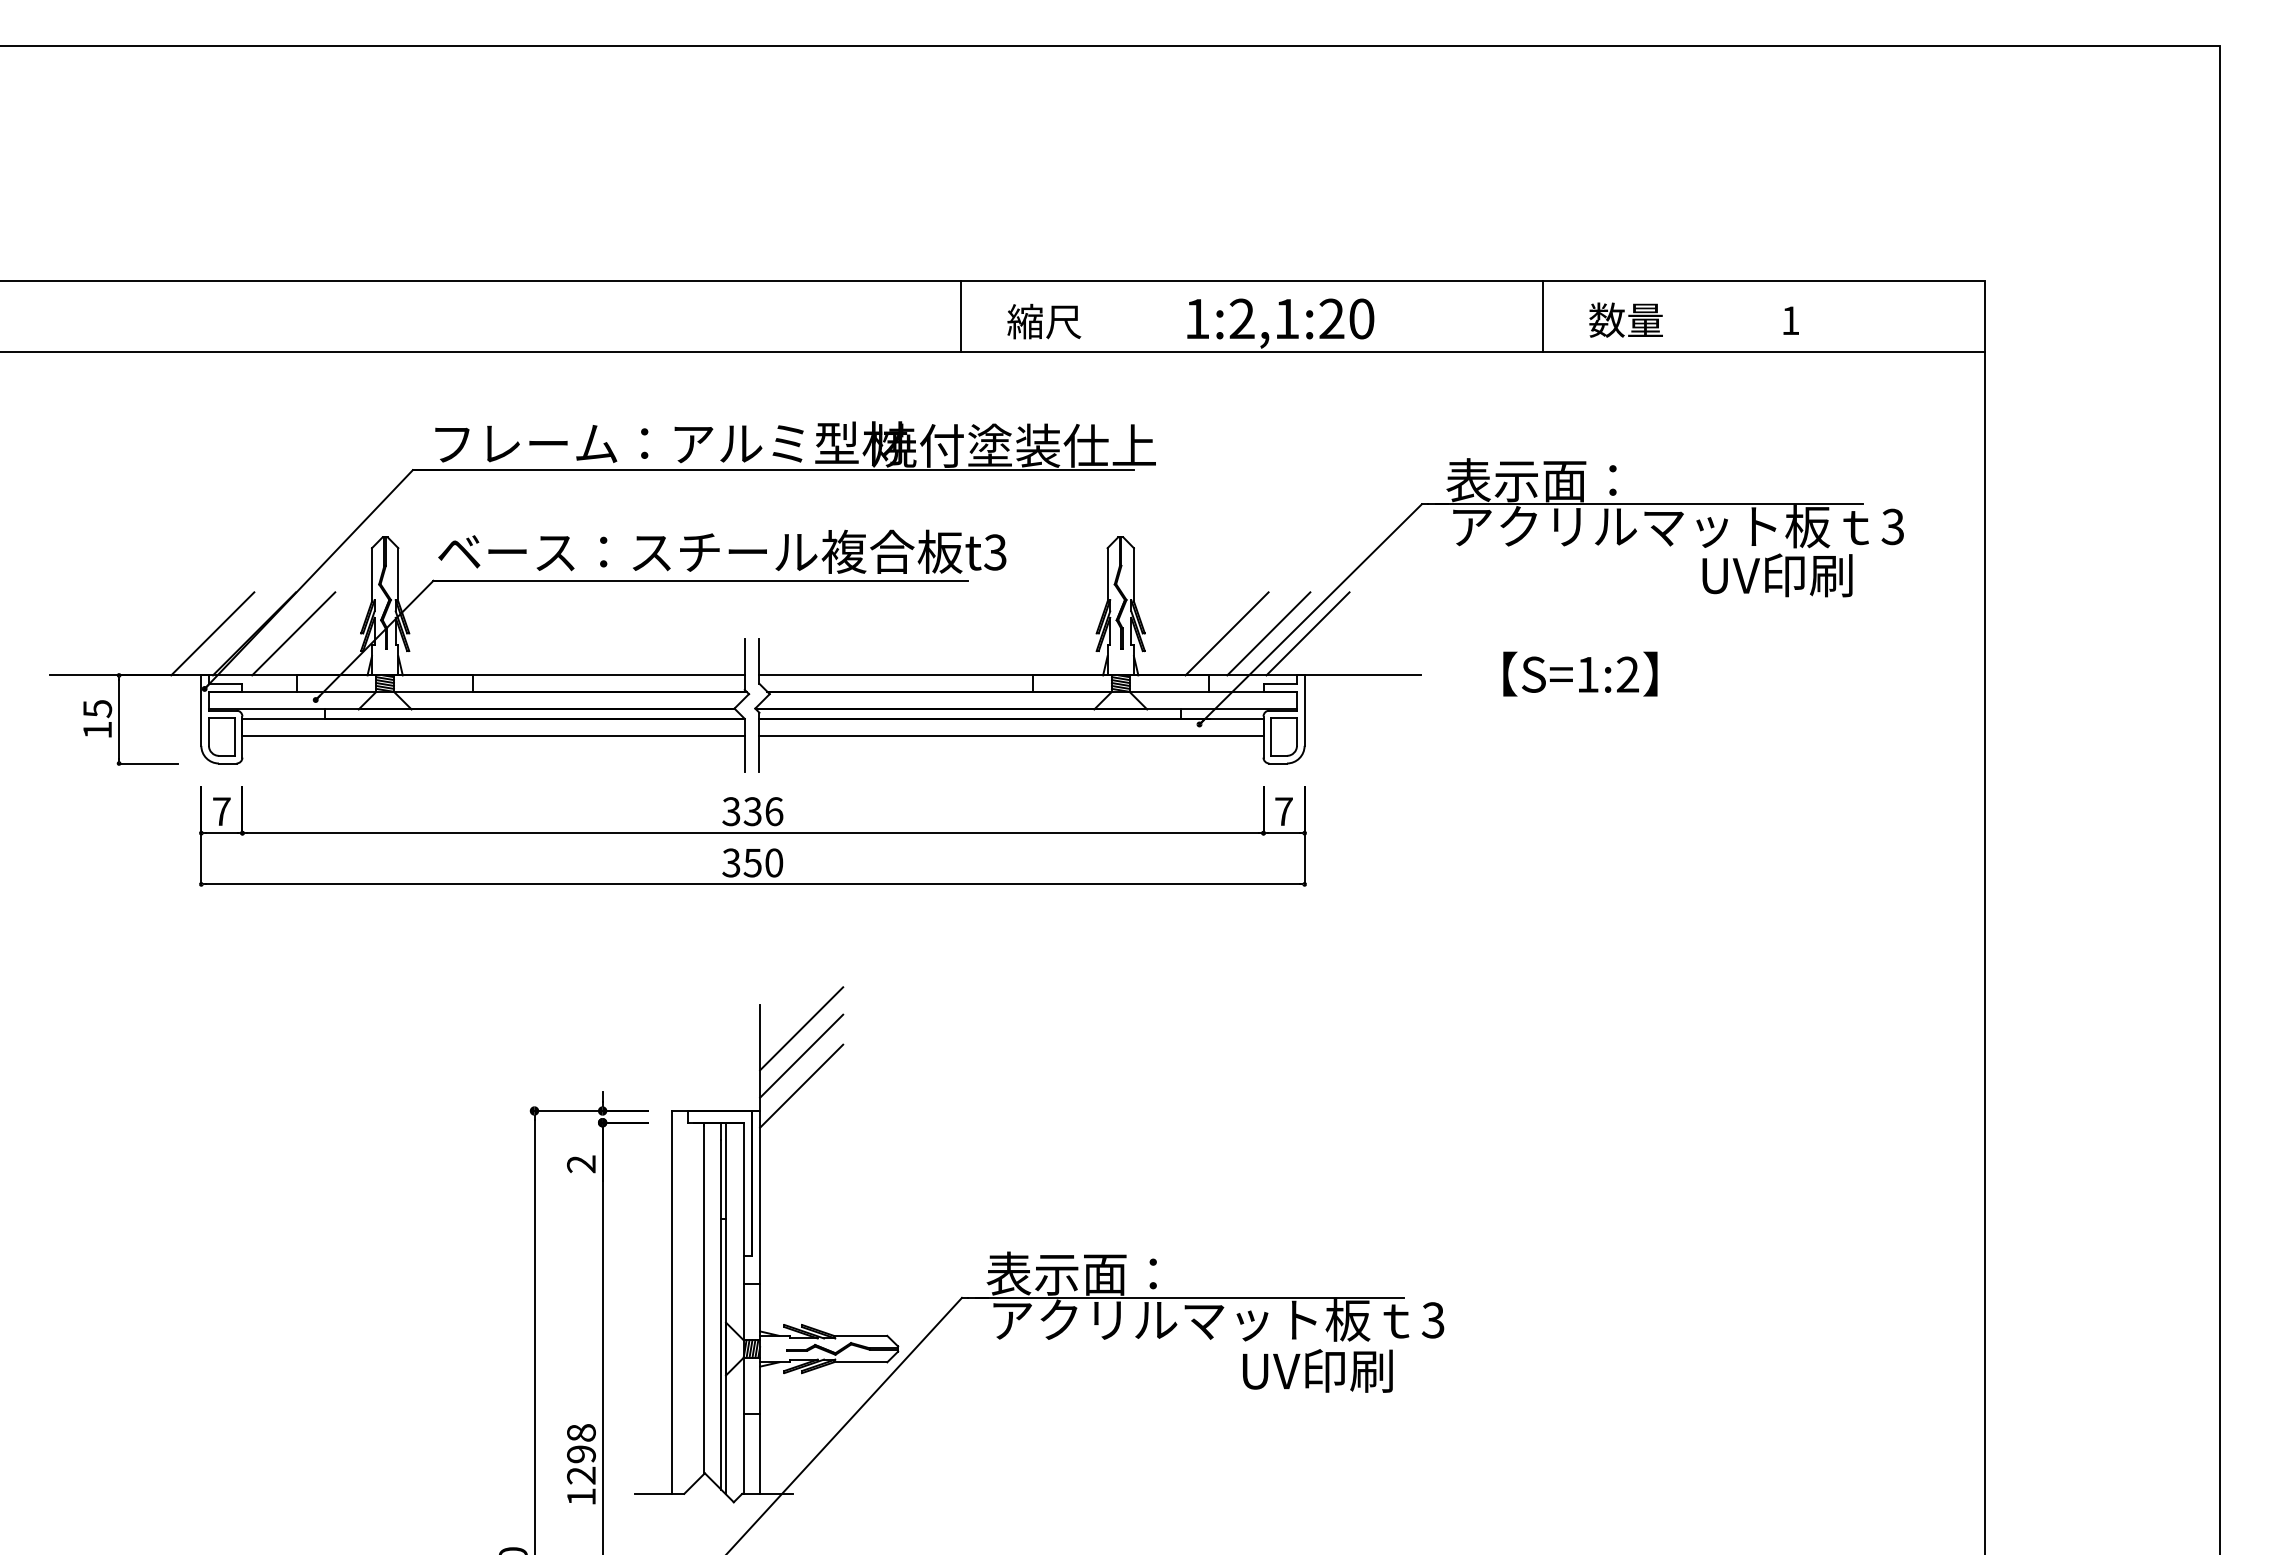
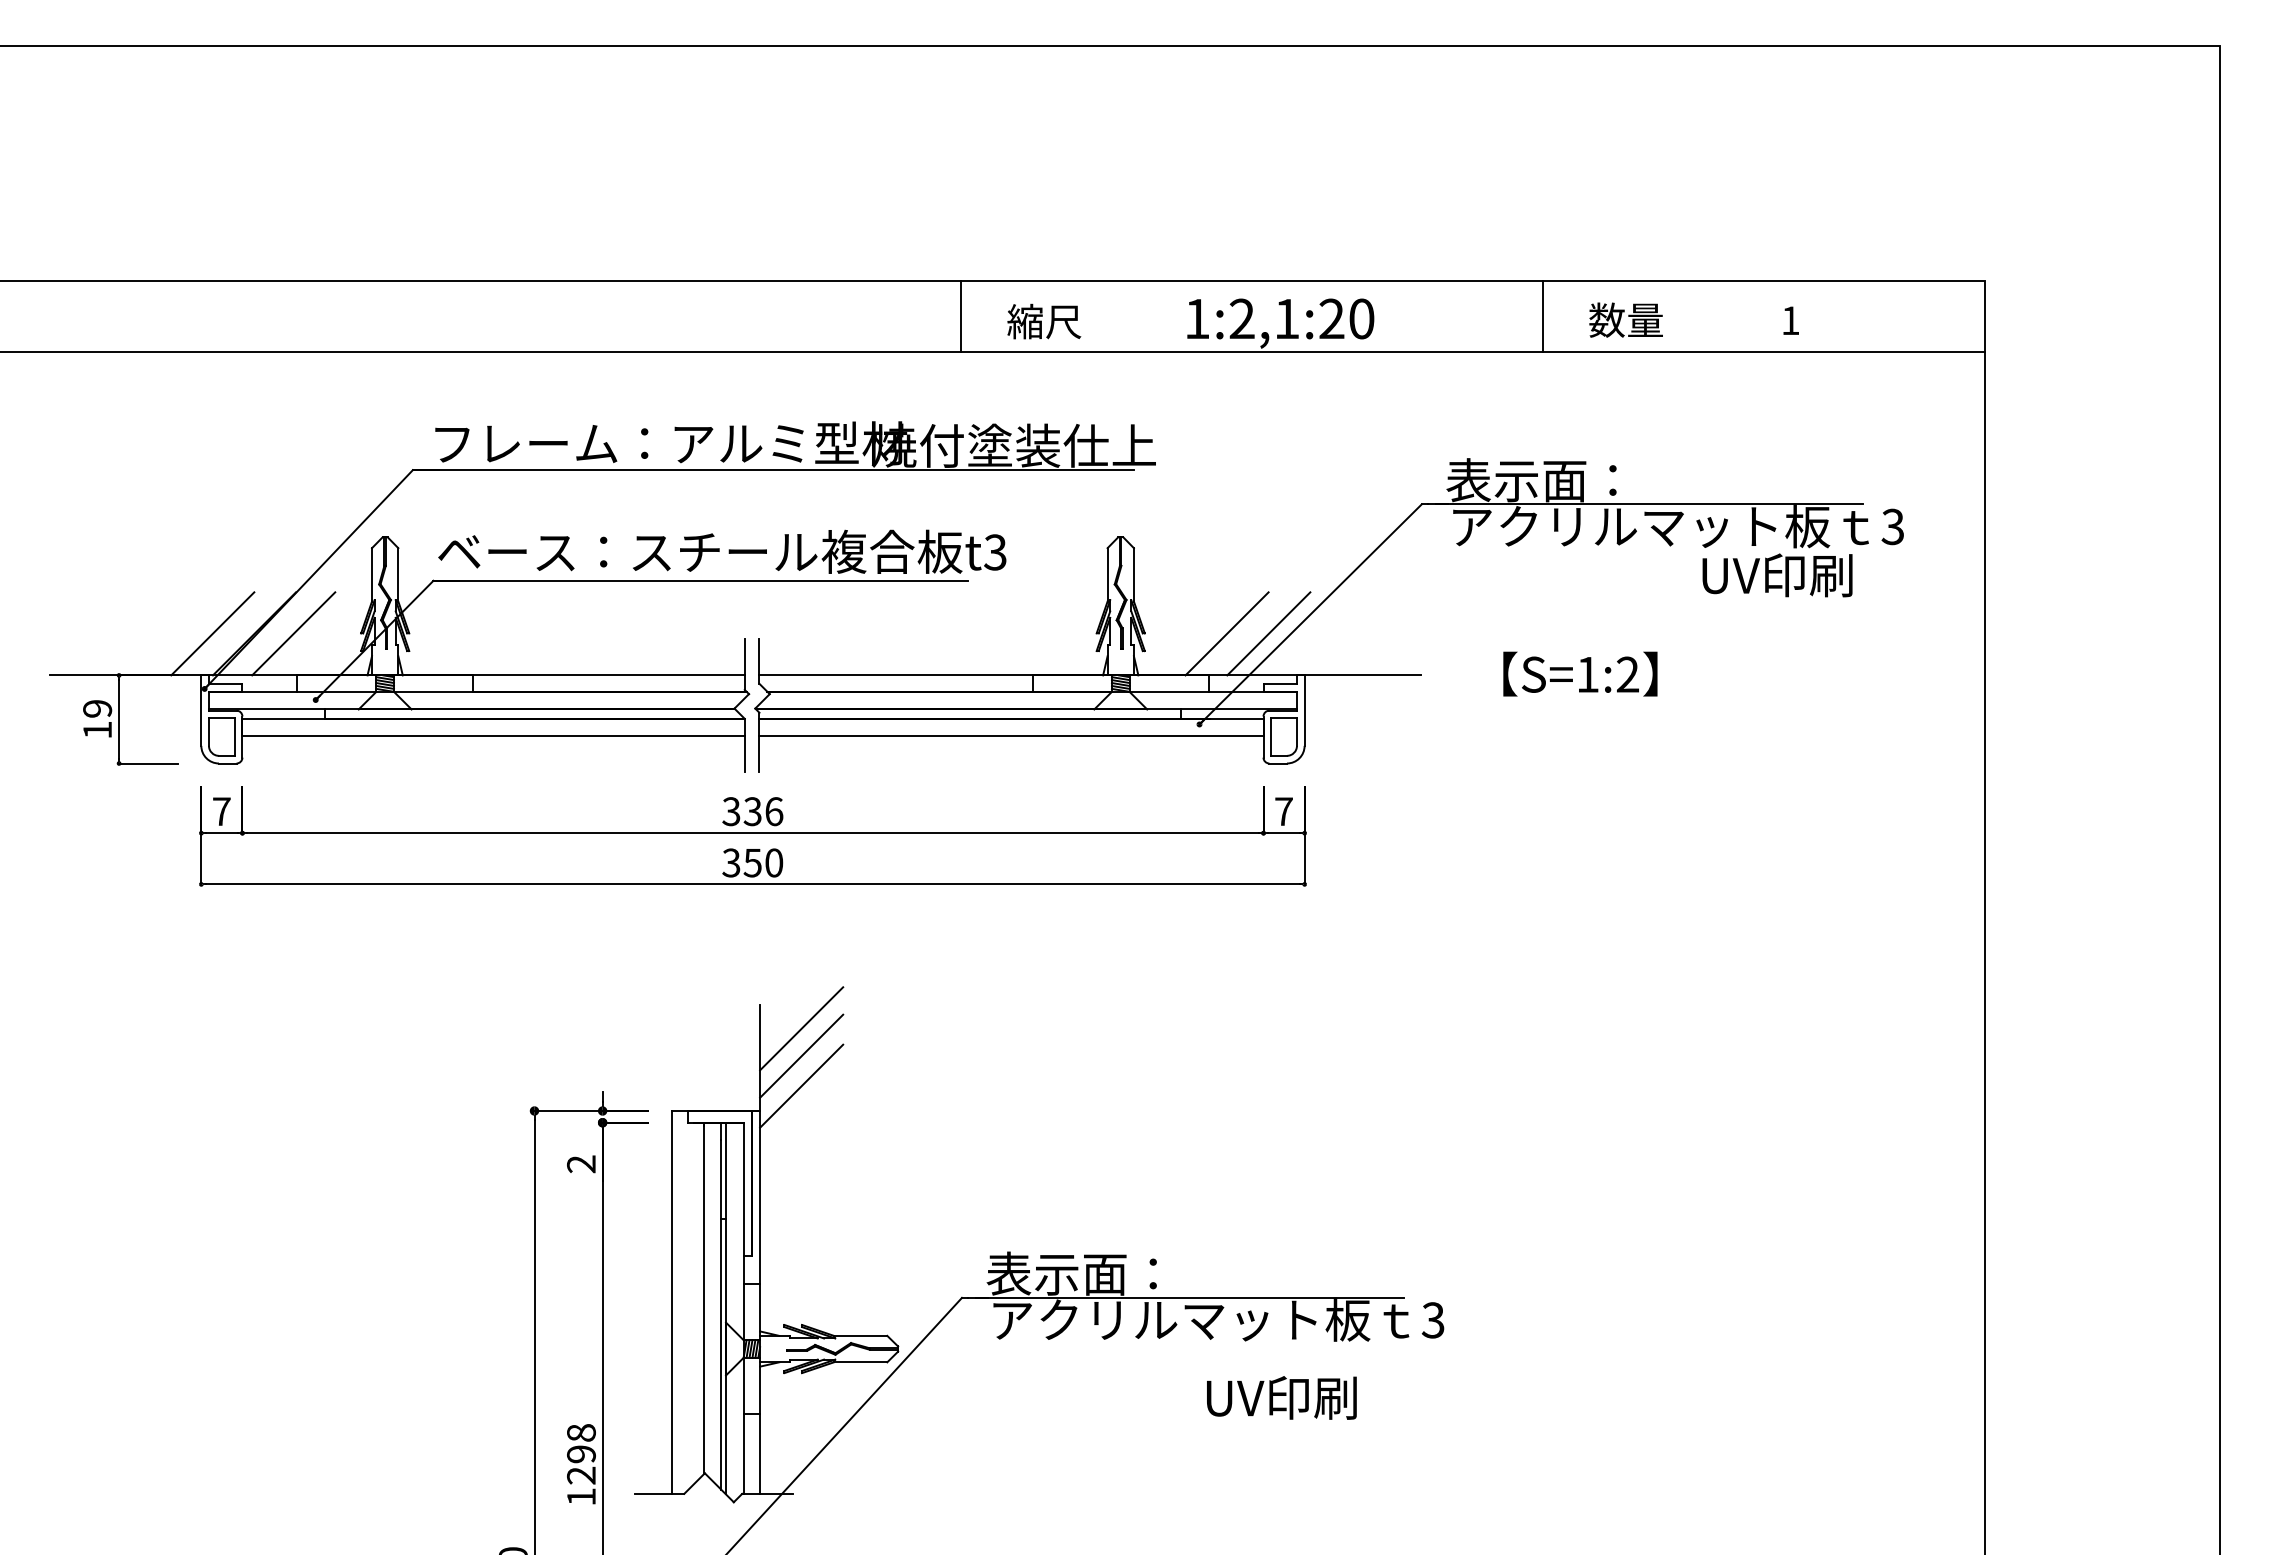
line: present -> none (1307, 633)
text: 15 -> 19 (97, 709)
text position: (1317, 1370) -> (1281, 1397) (1281, 1397)
